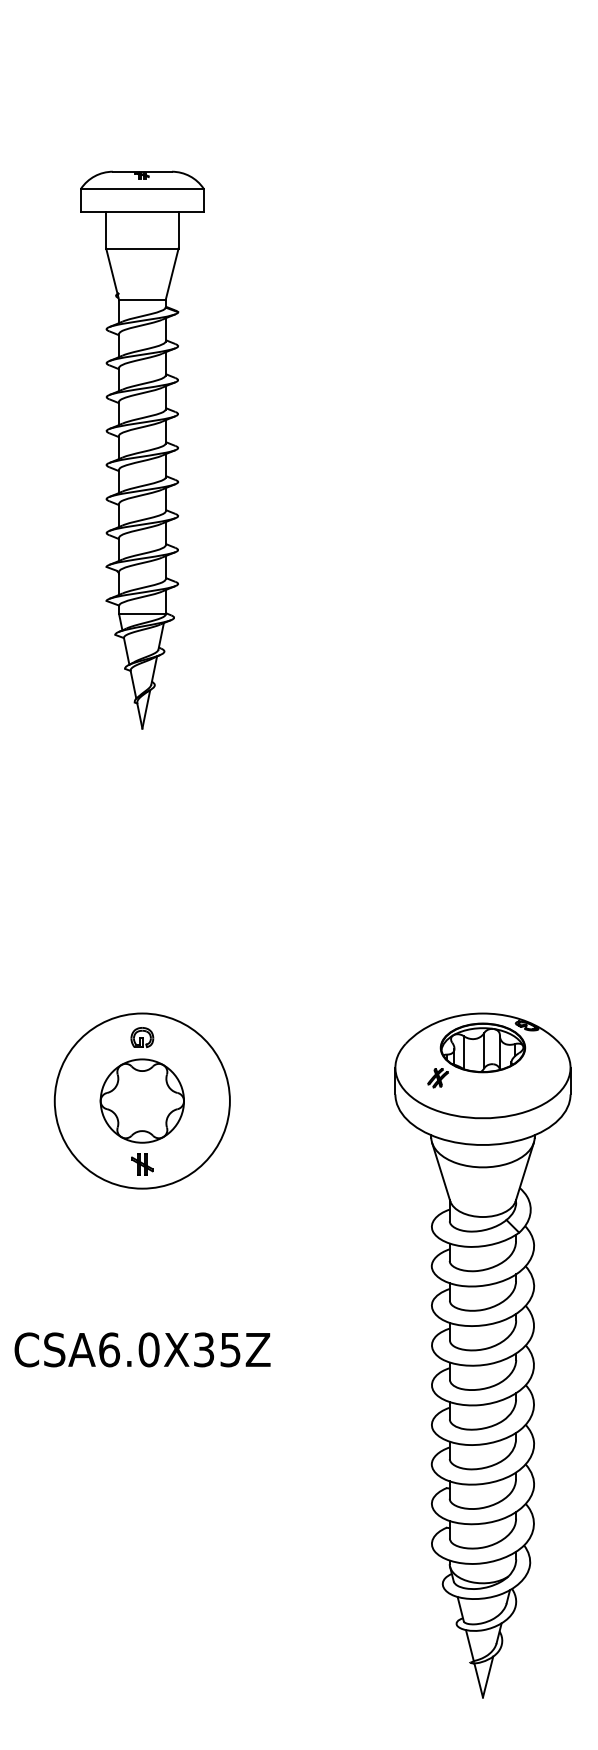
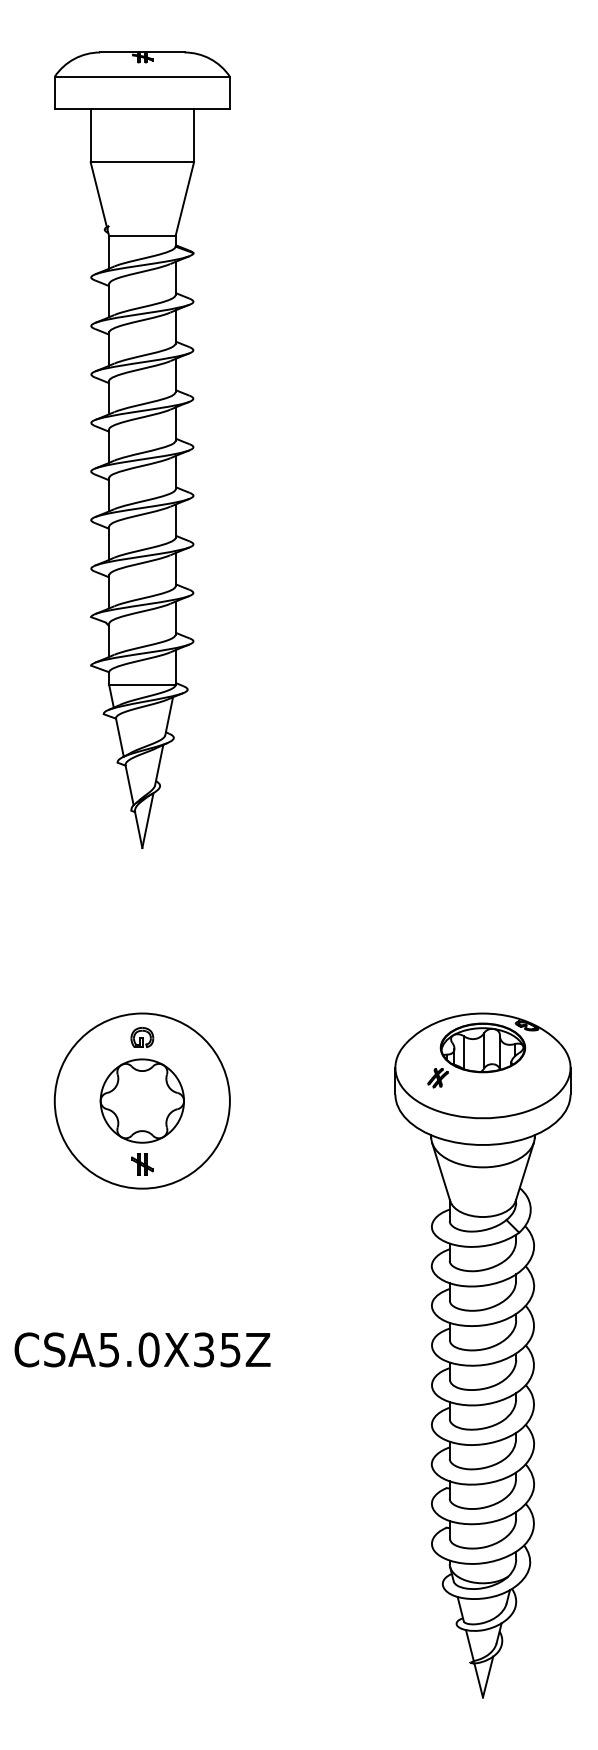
part size: 125x560 px -> 177x798 px (142, 449)
text: CSA6.0X35Z -> CSA5.0X35Z (109, 1349)
